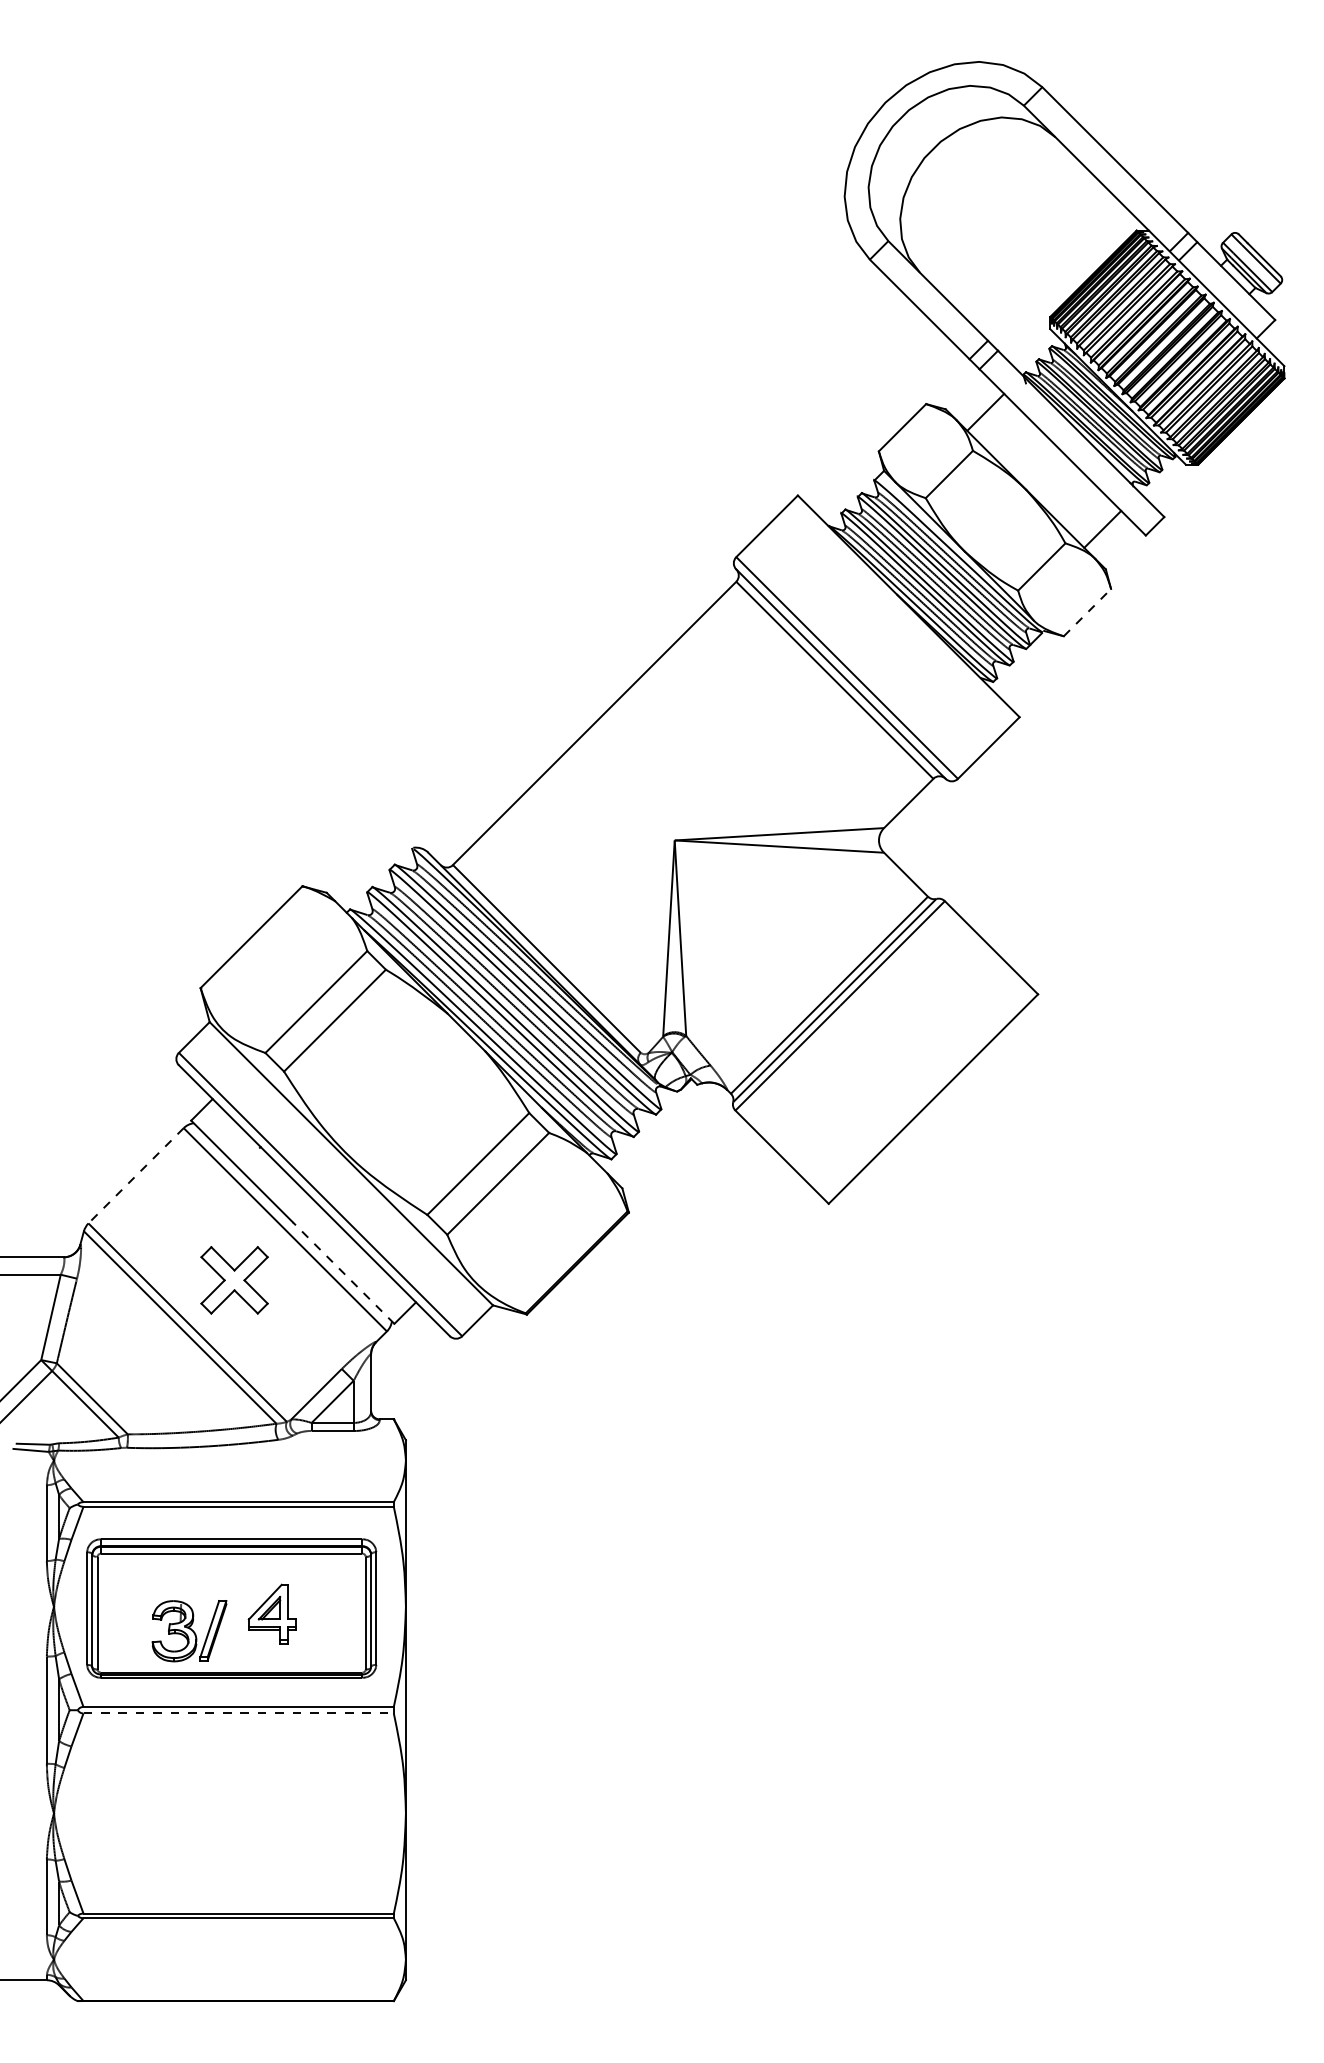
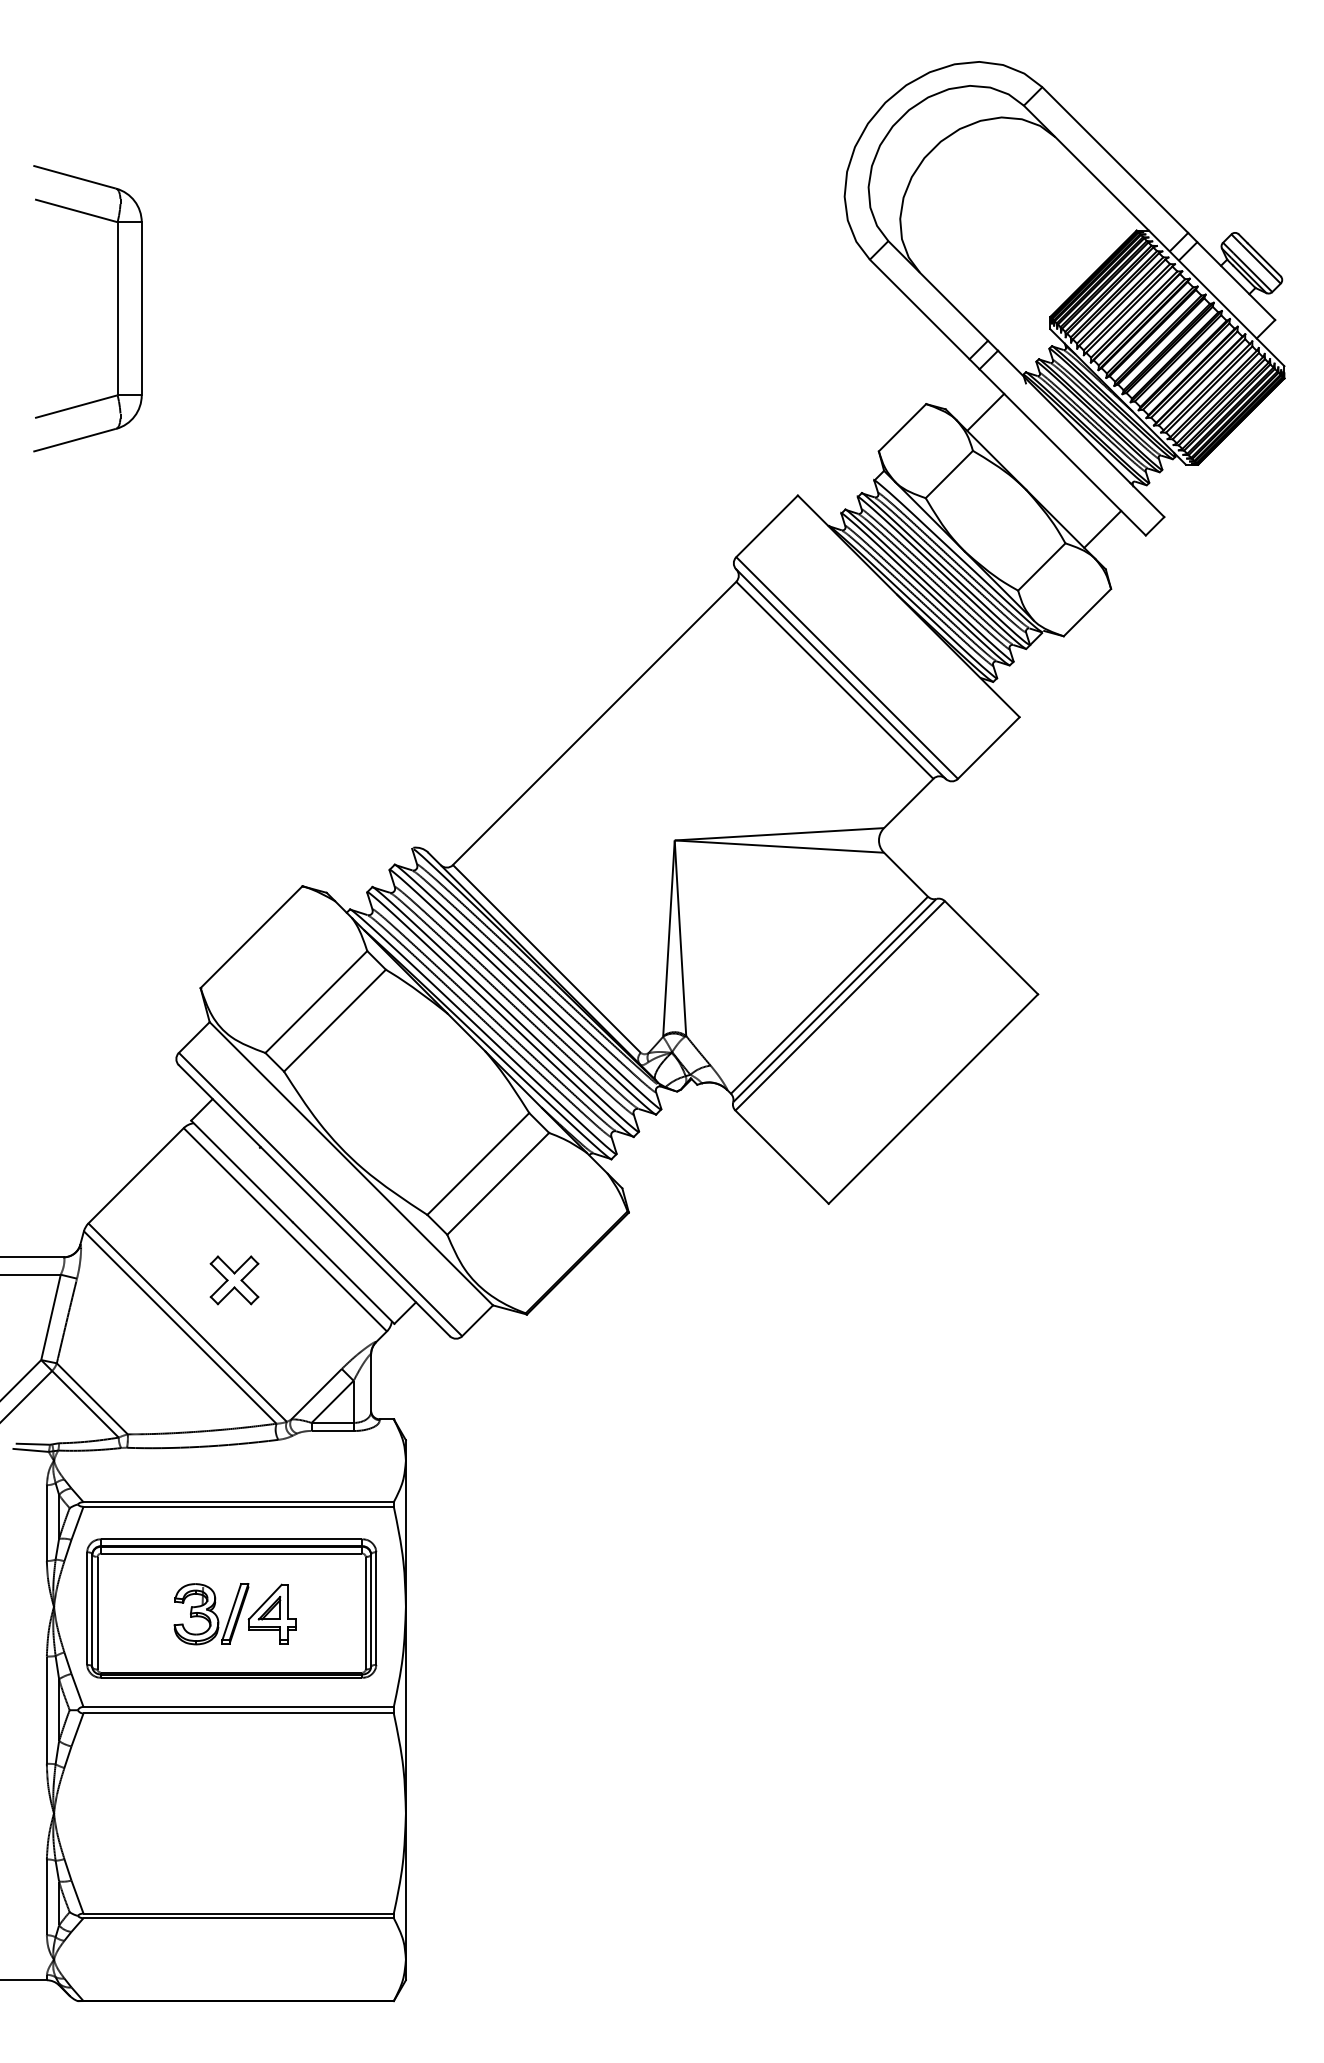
part: none -> present (117, 308)
line: dashed -> solid (1087, 612)
line: dashed -> solid (135, 1176)
line: dashed -> solid (343, 1273)
part size: 69x69 px -> 51x51 px (234, 1280)
part position: (189, 1631) -> (211, 1614) (211, 1614)
line: dashed -> solid (239, 1713)
